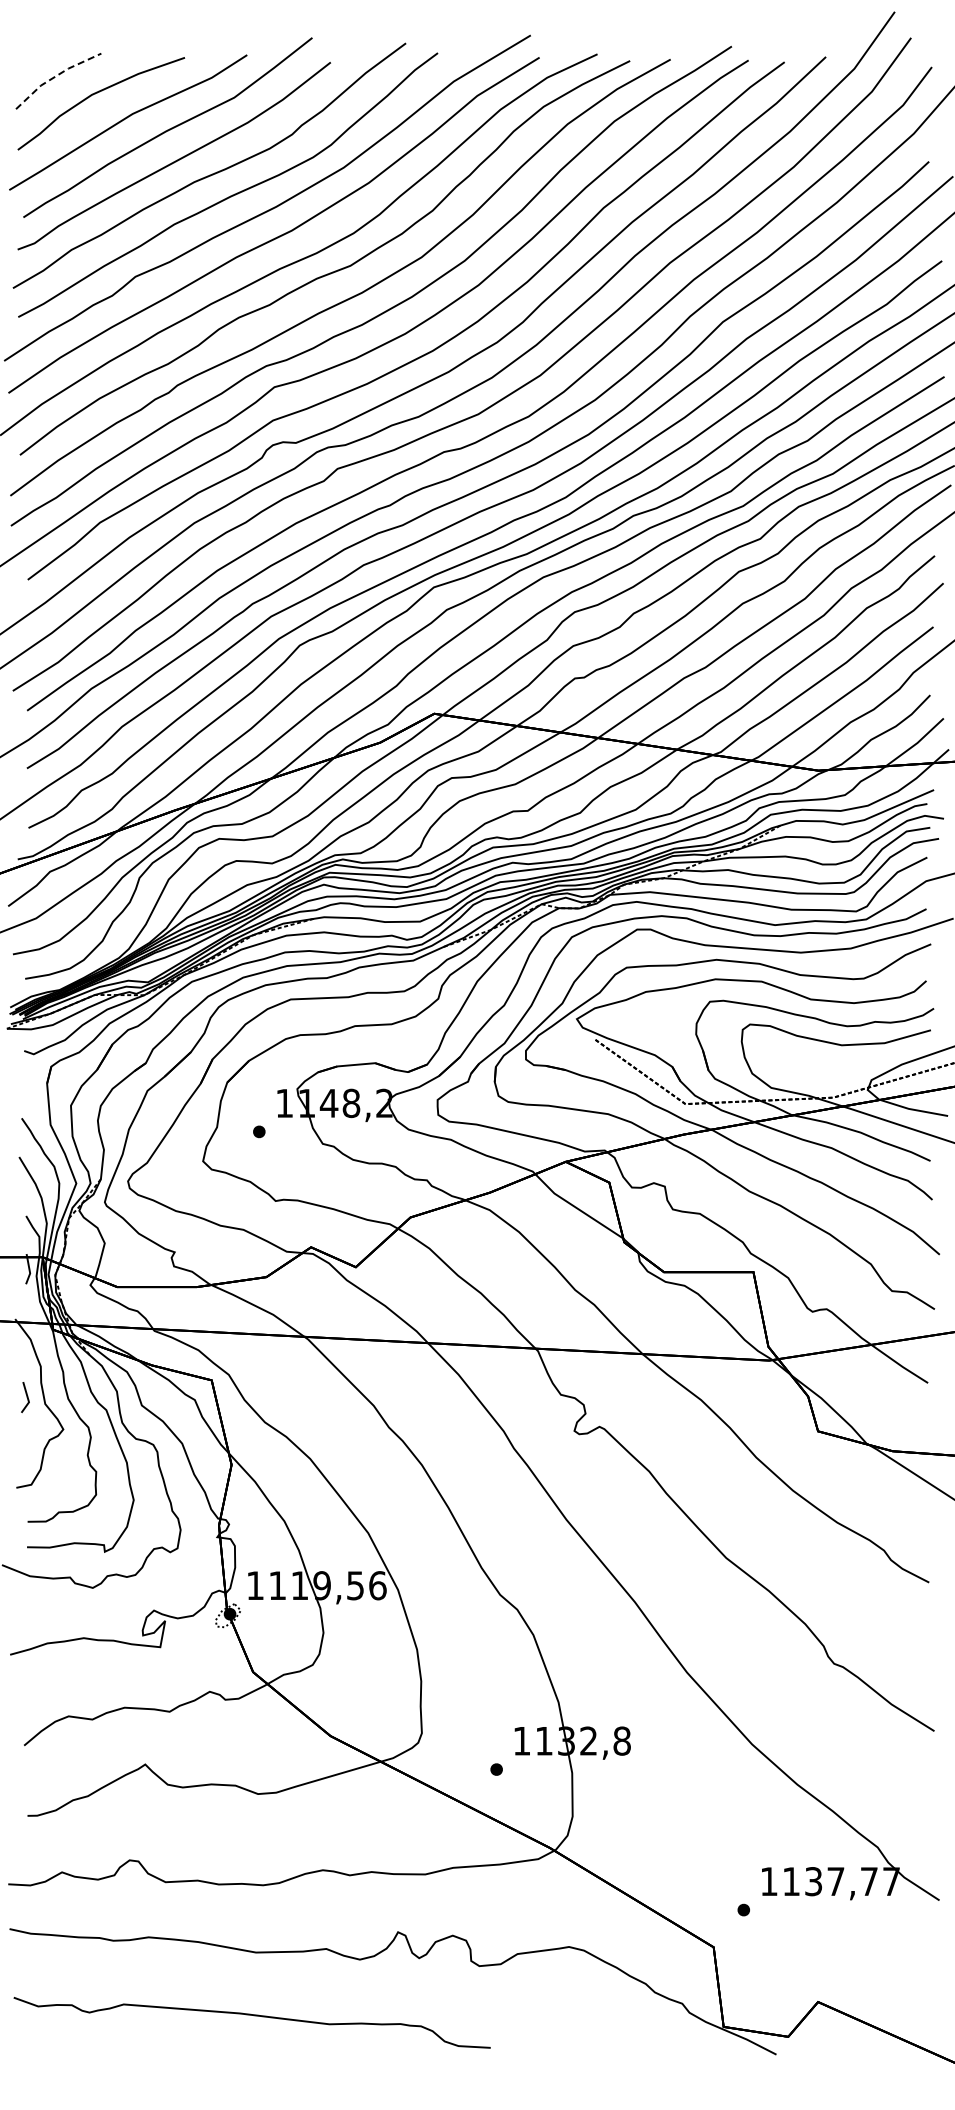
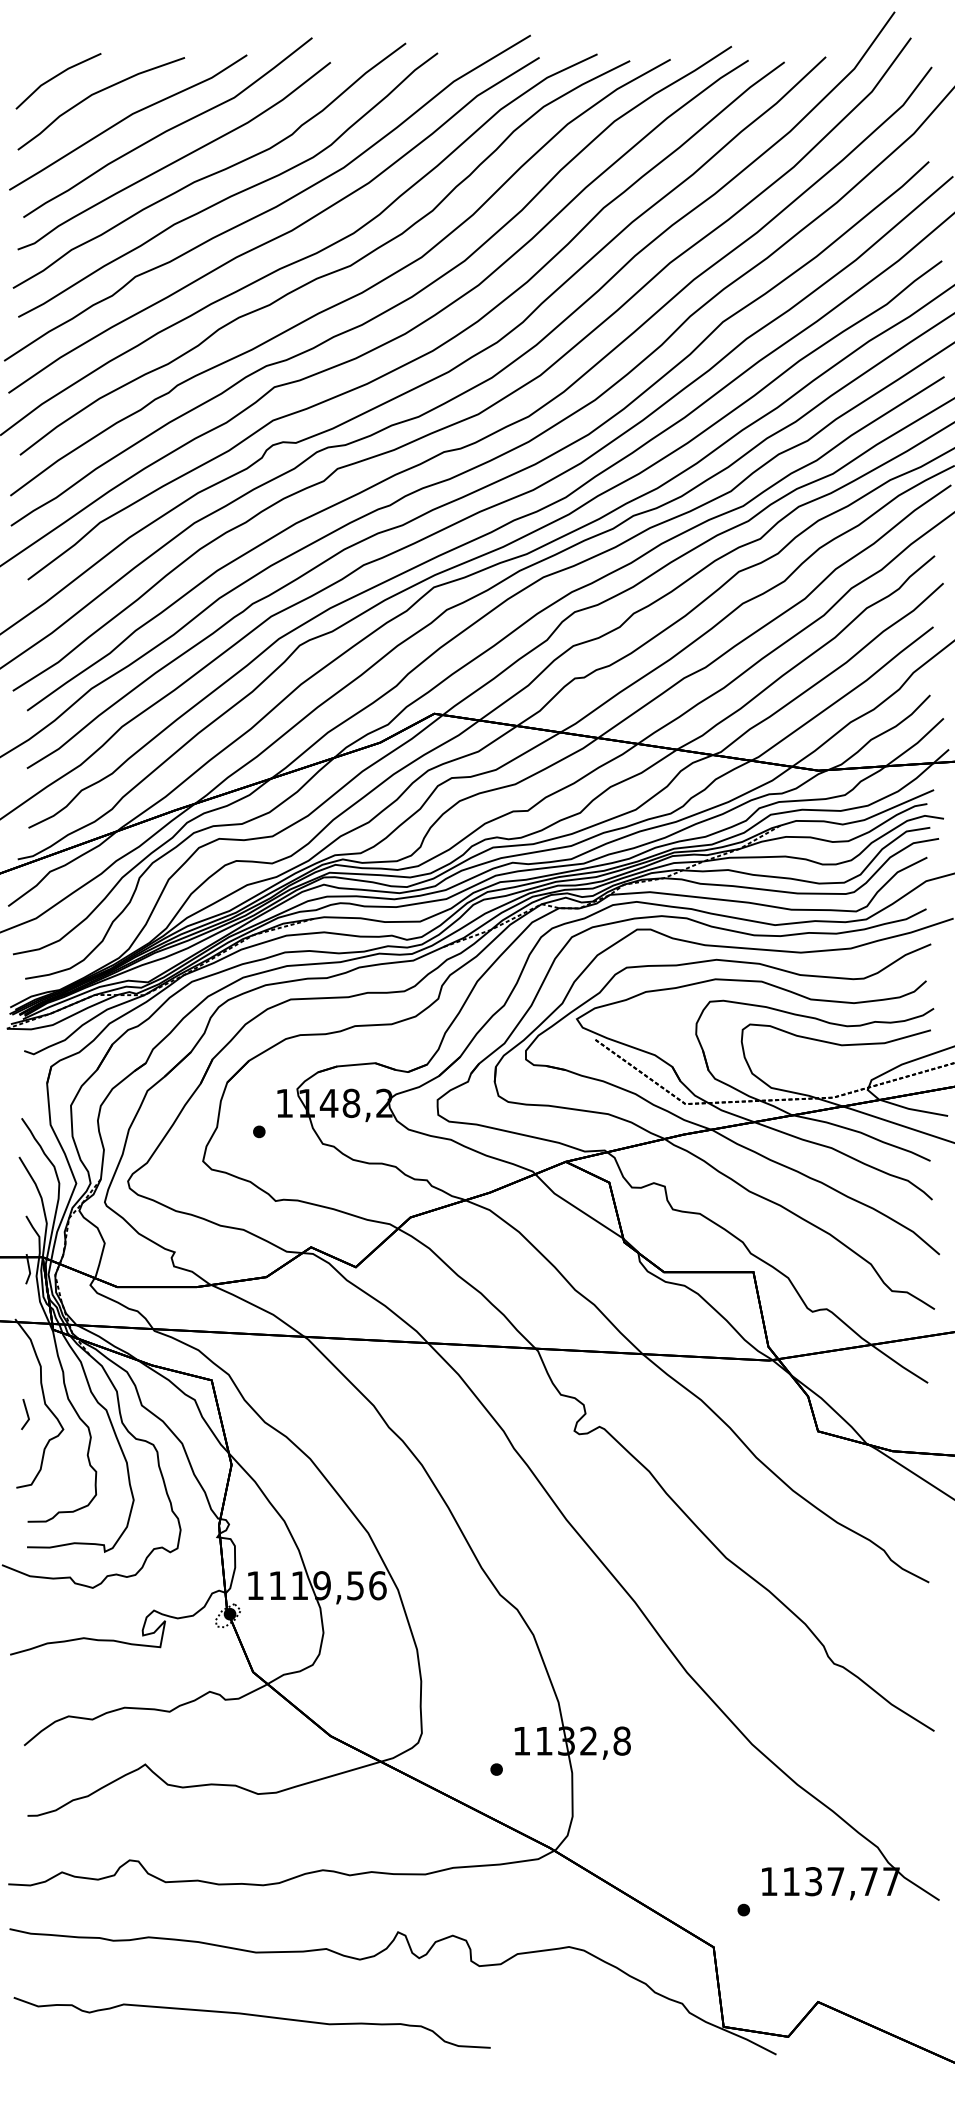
line: dashed -> solid (55, 76)
line position: (26, 1397) -> (26, 1414) (26, 1414)
